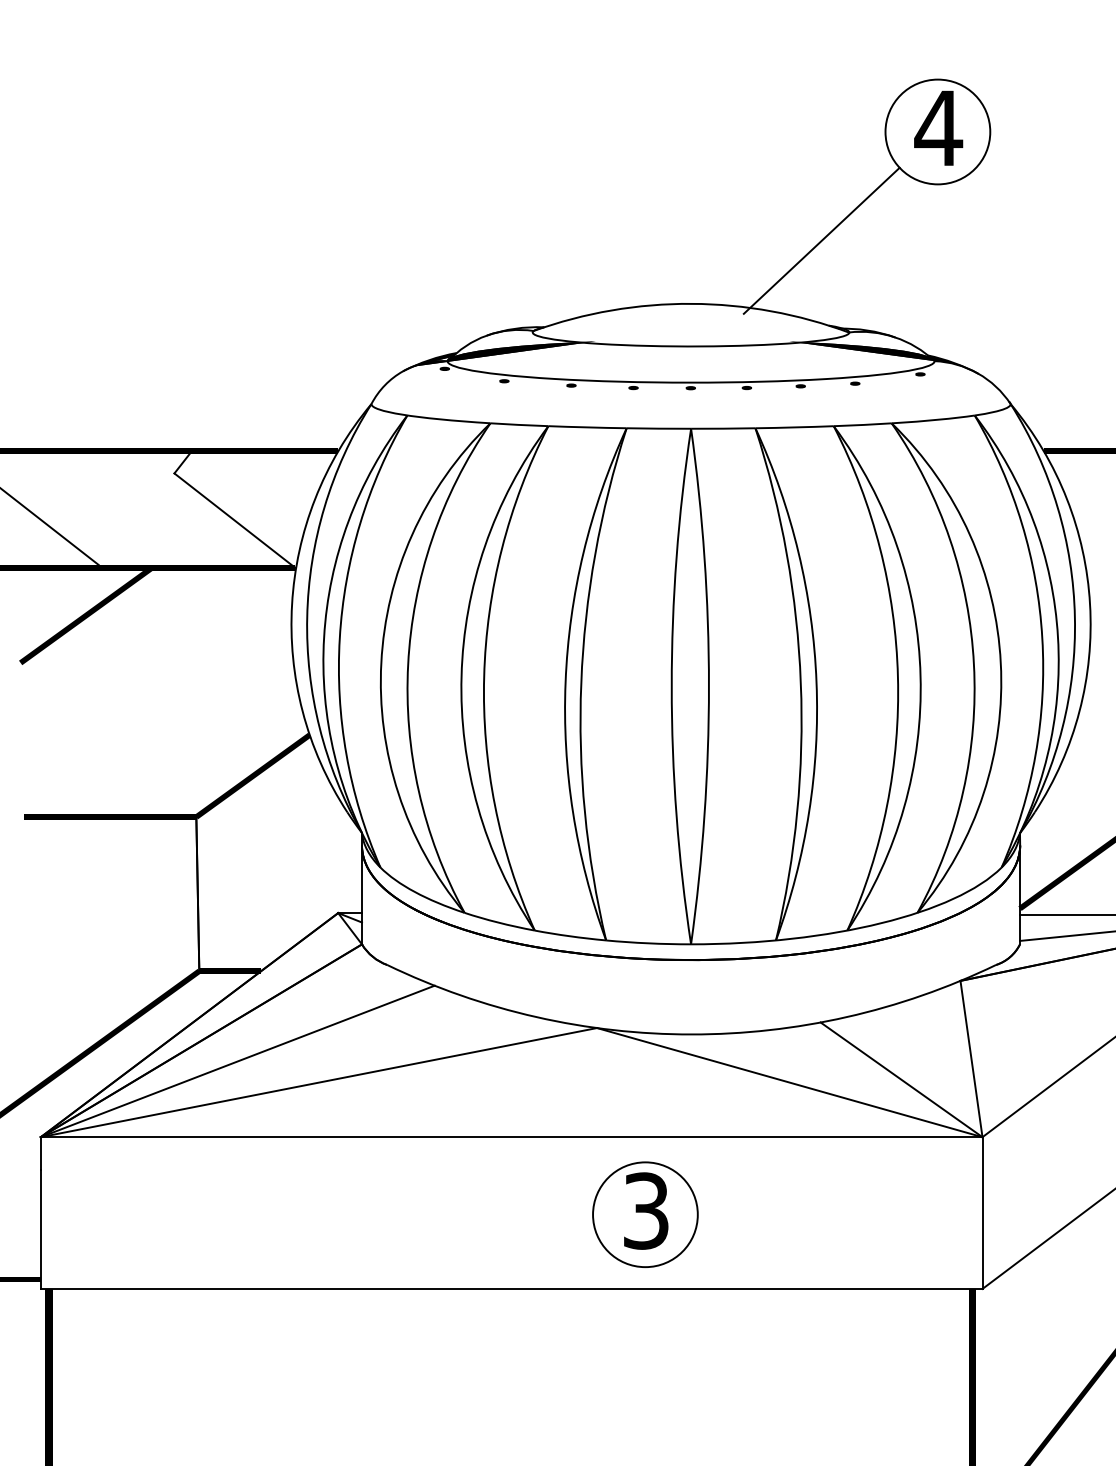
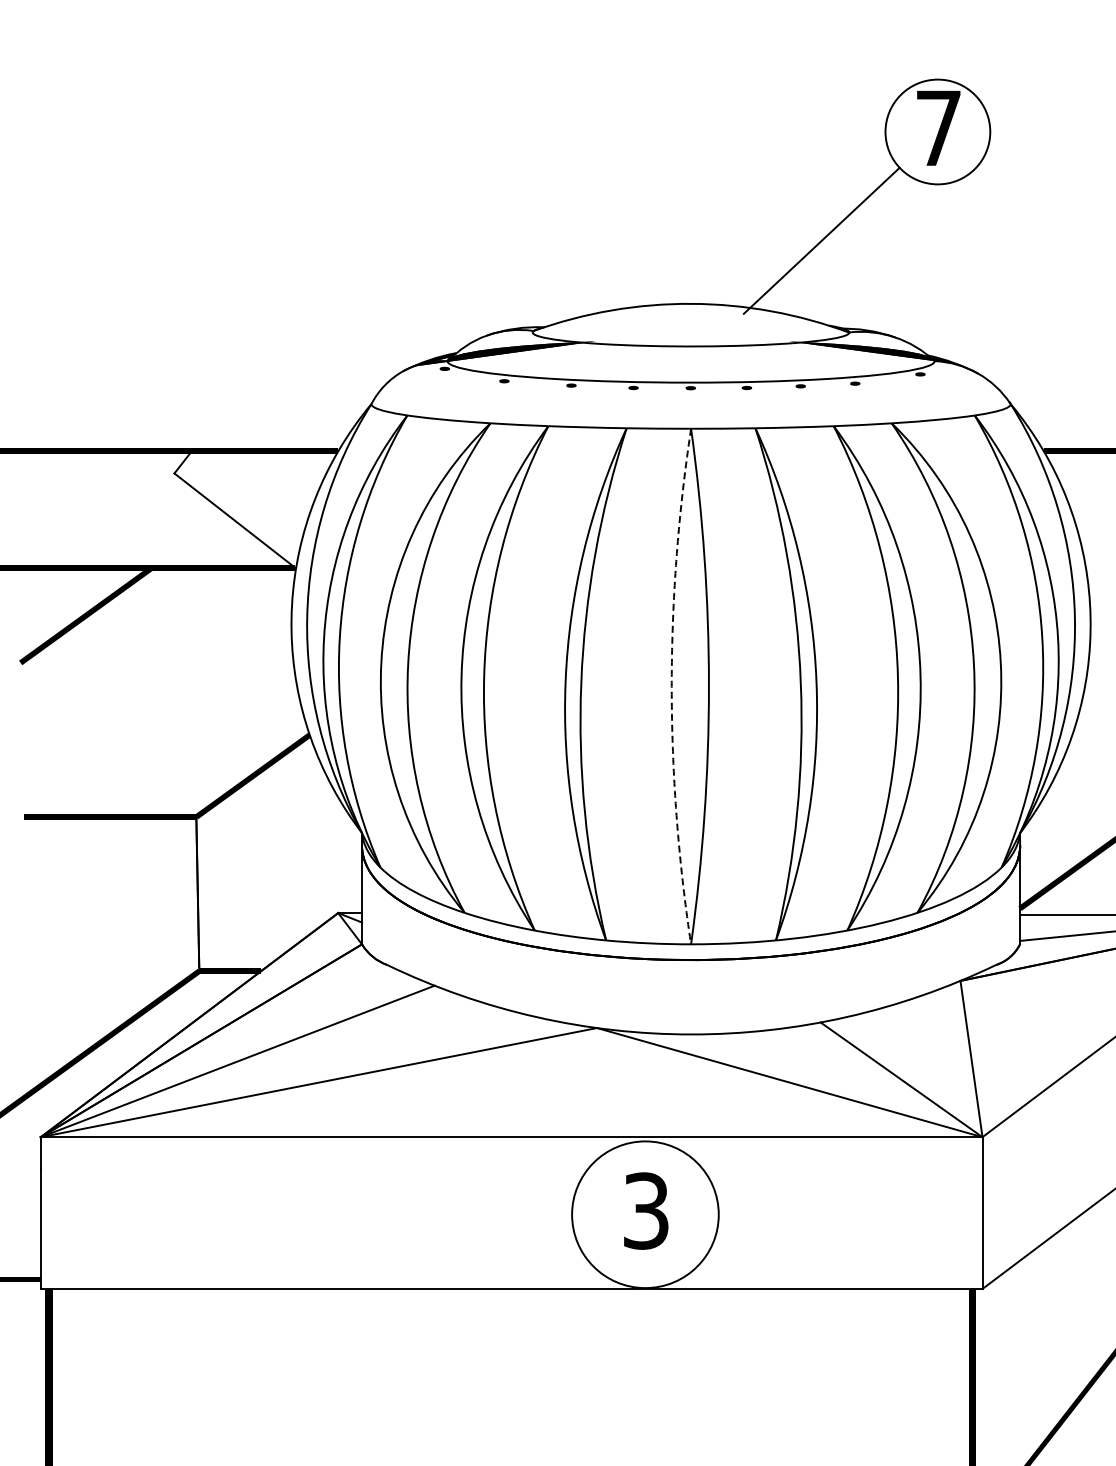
text: 4 -> 7 (938, 127)
line: present -> none (50, 526)
arc: solid -> dashed (671, 686)
circle diameter: 105 px -> 147 px (645, 1214)
